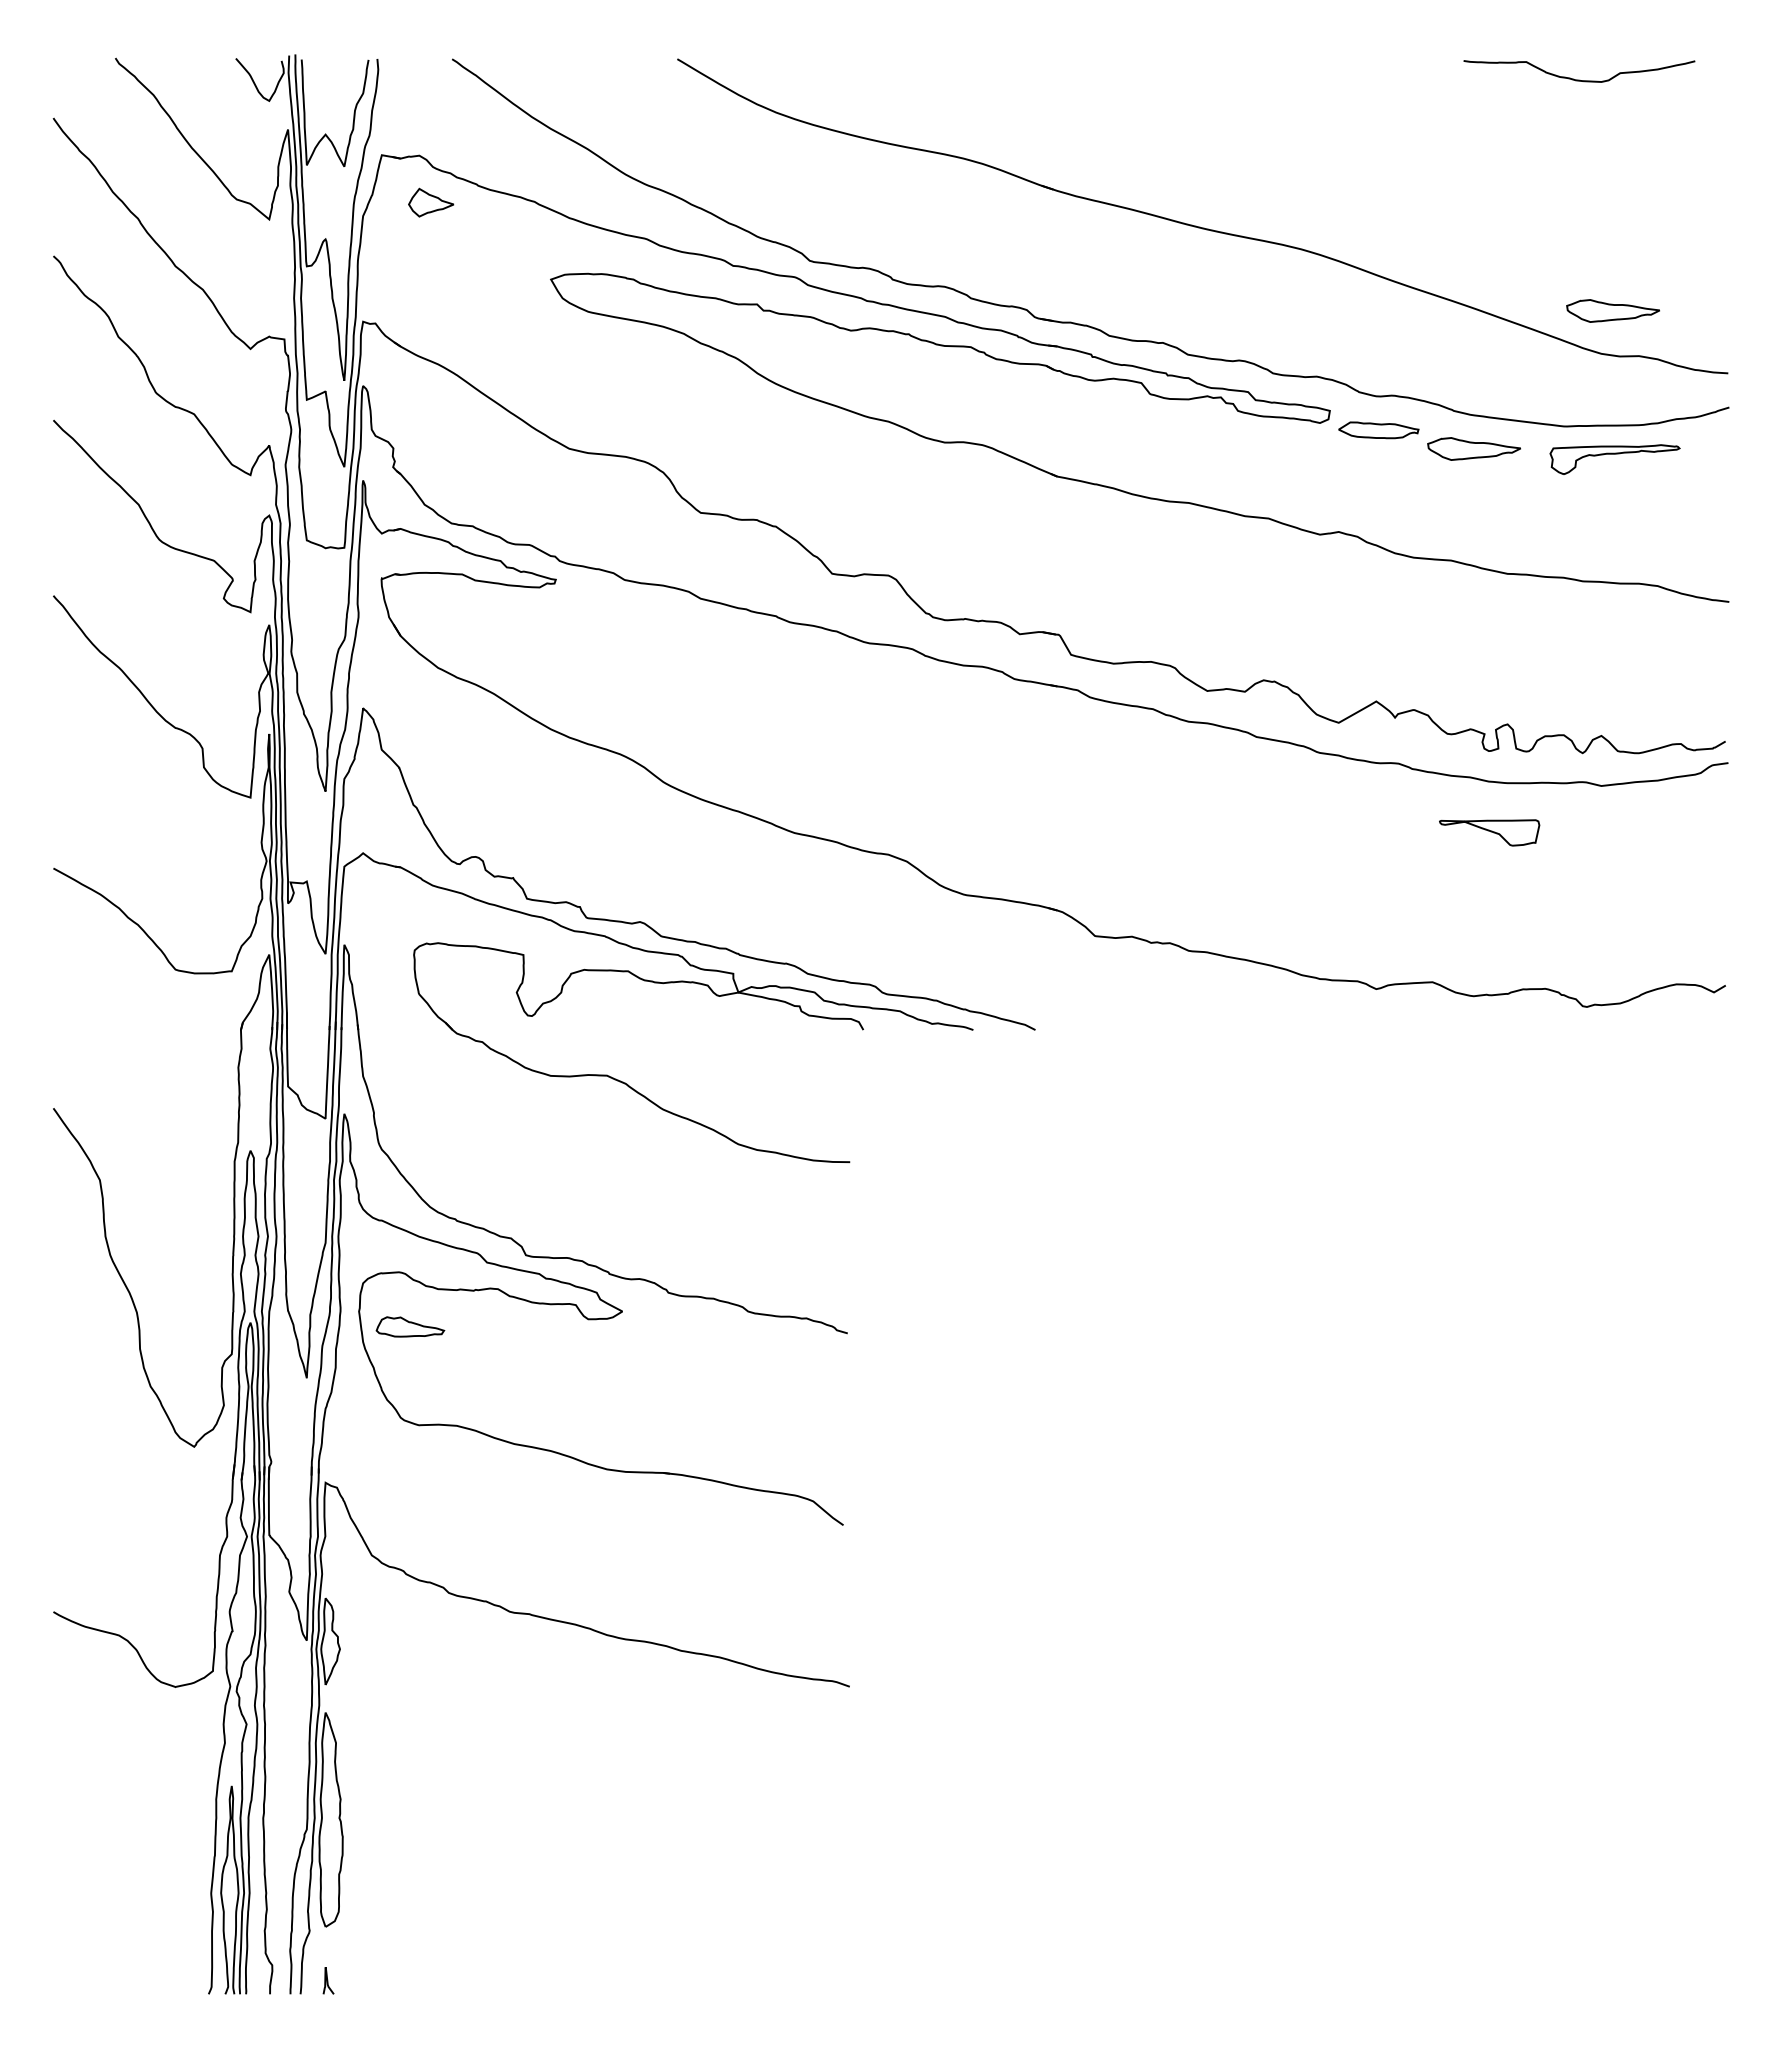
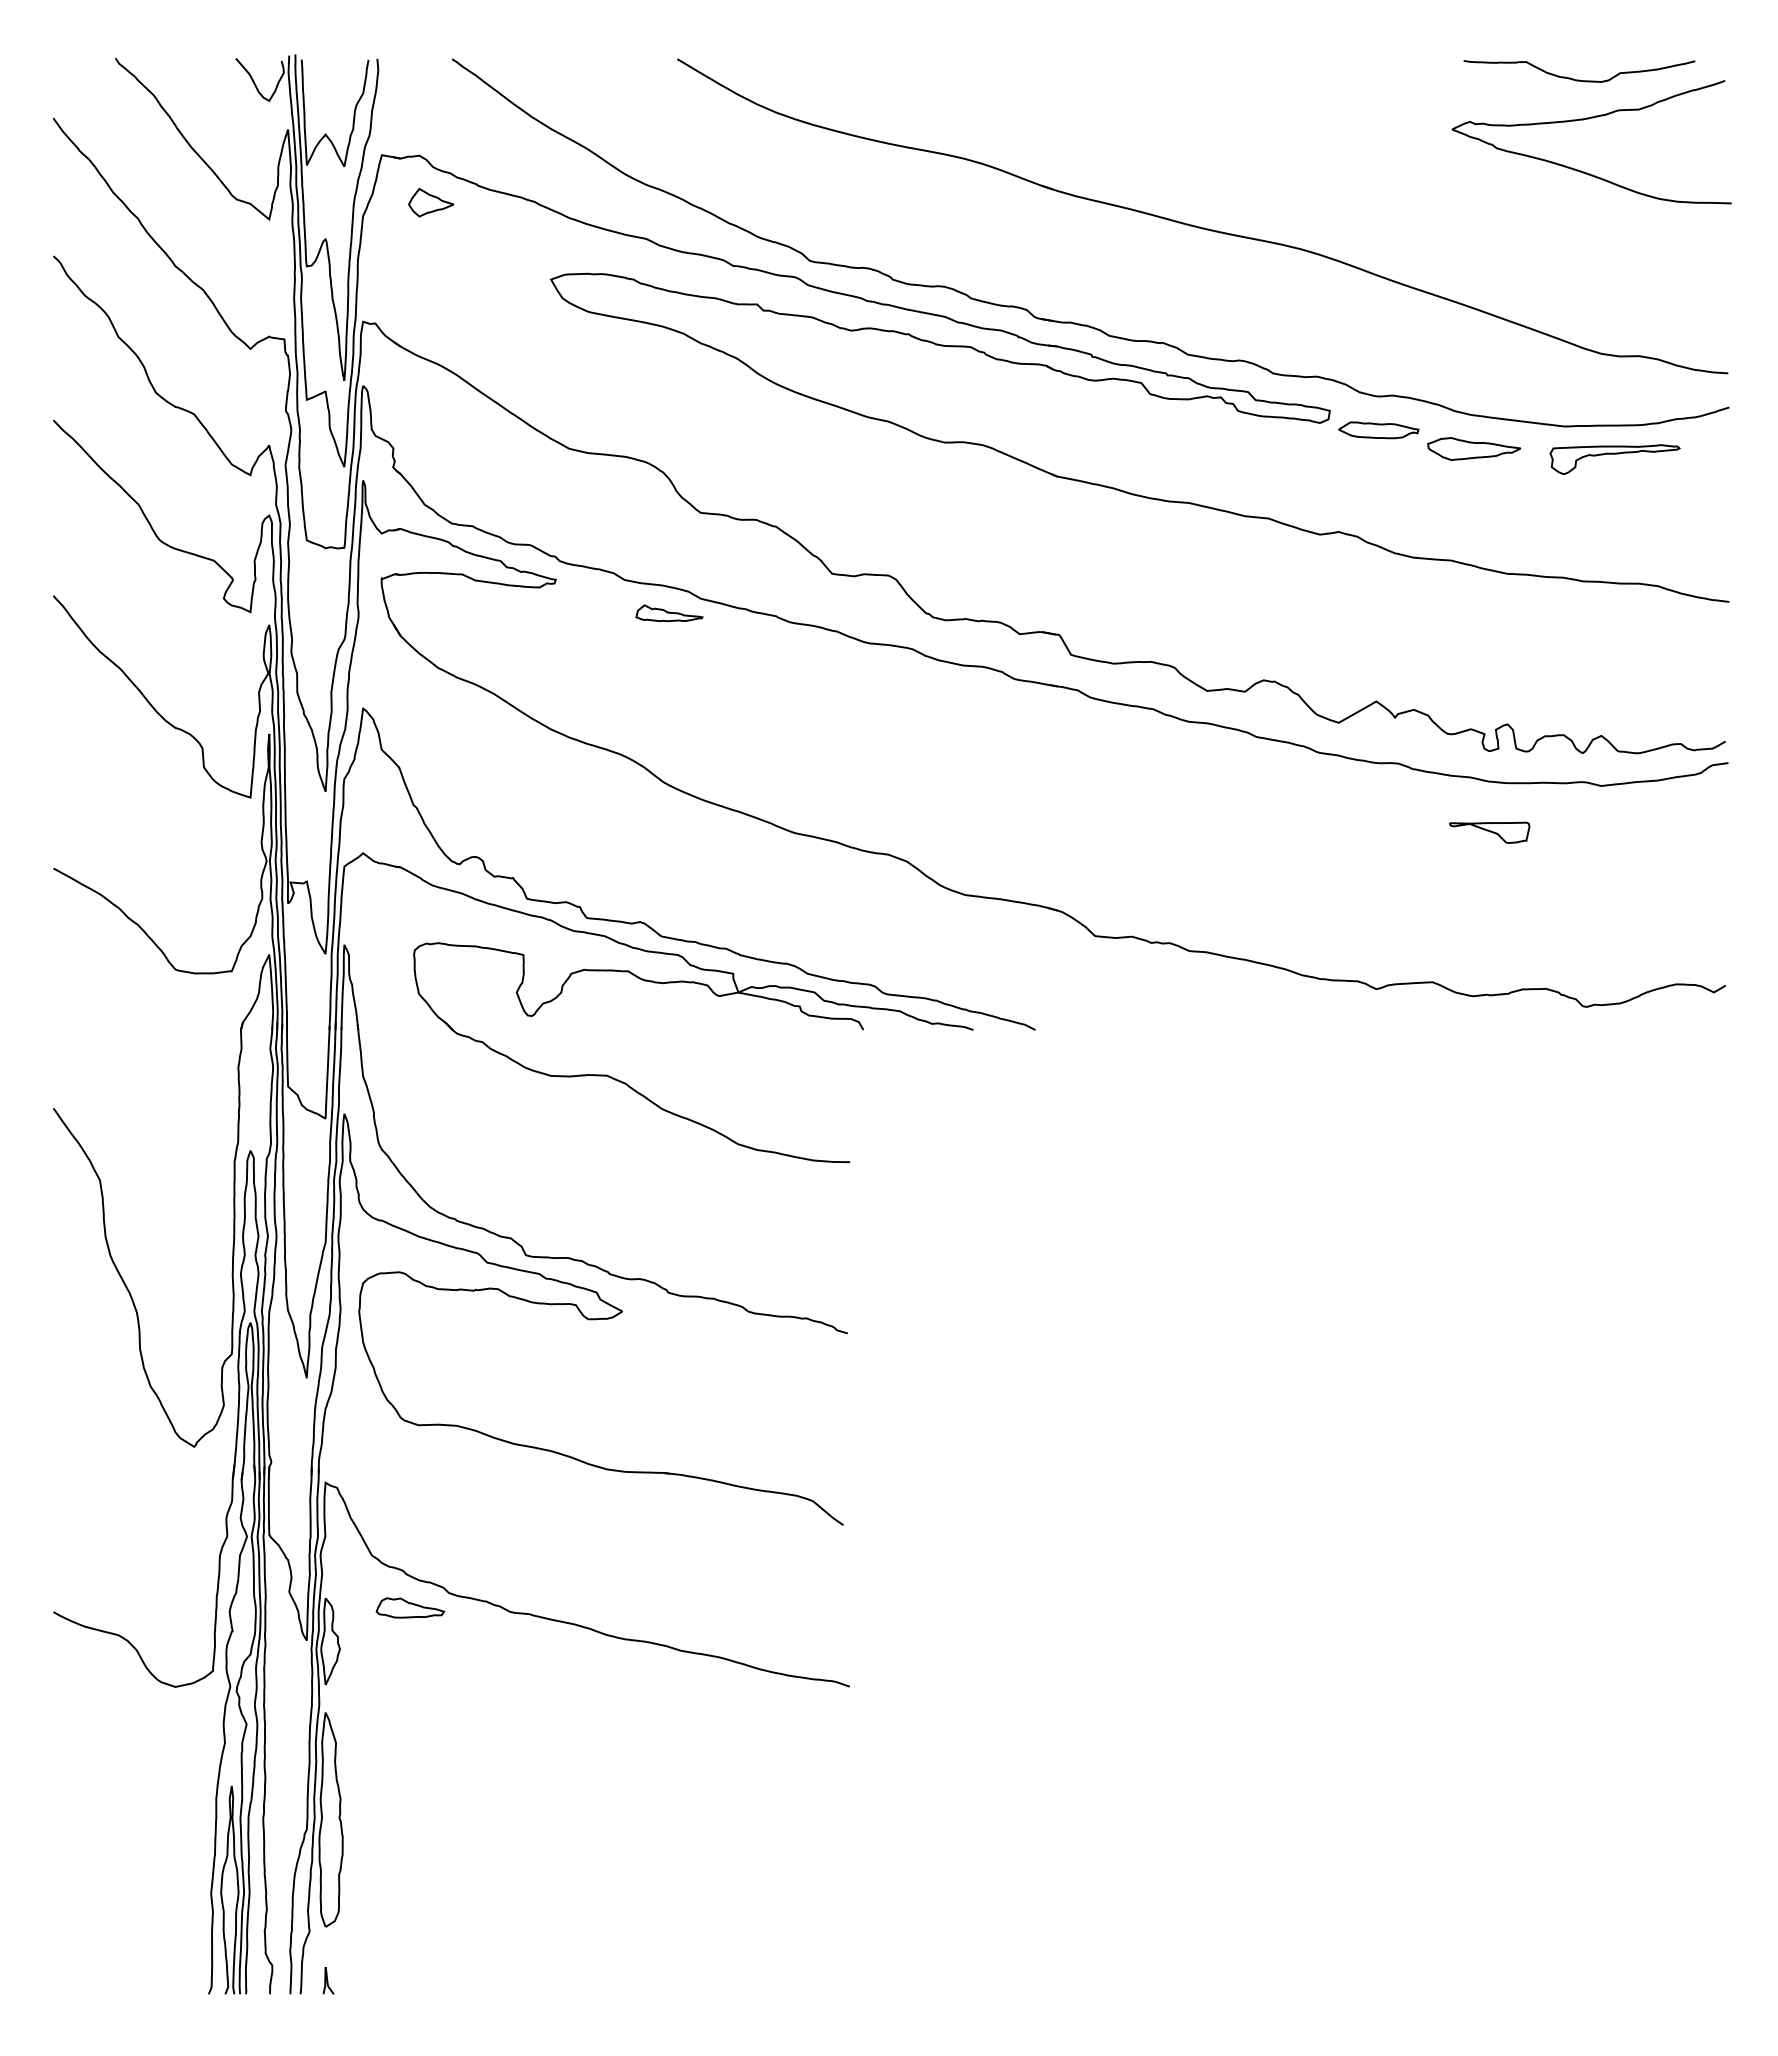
curve: none -> present (1588, 119)
part: present -> none (1612, 310)
part: none -> present (669, 613)
part size: 102x28 px -> 82x23 px (1489, 832)
part position: (410, 1326) -> (410, 1607) (410, 1607)
